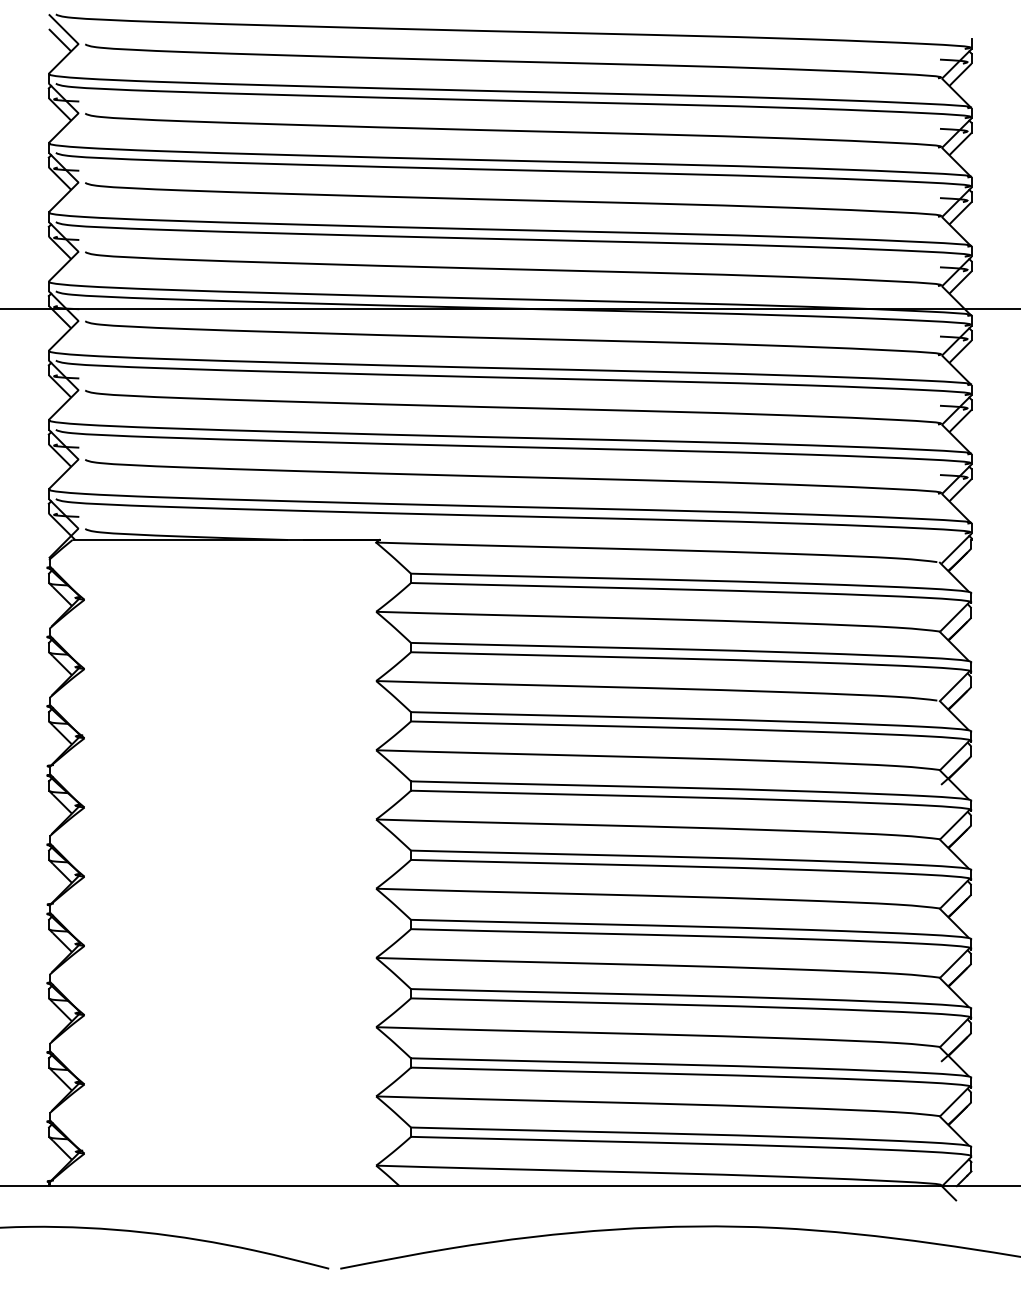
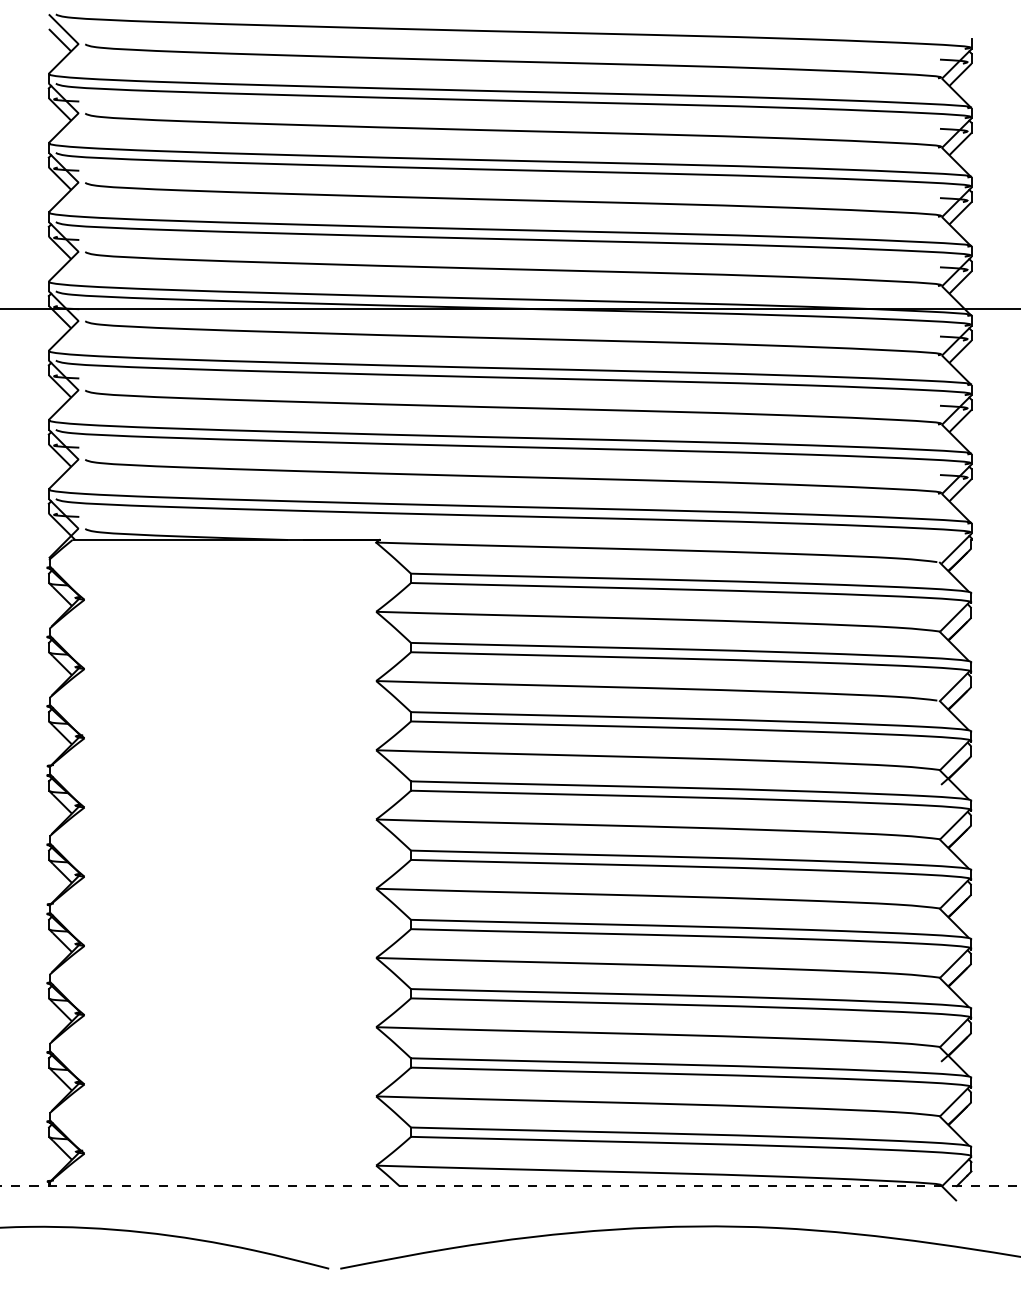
line: solid -> dashed (510, 1186)
